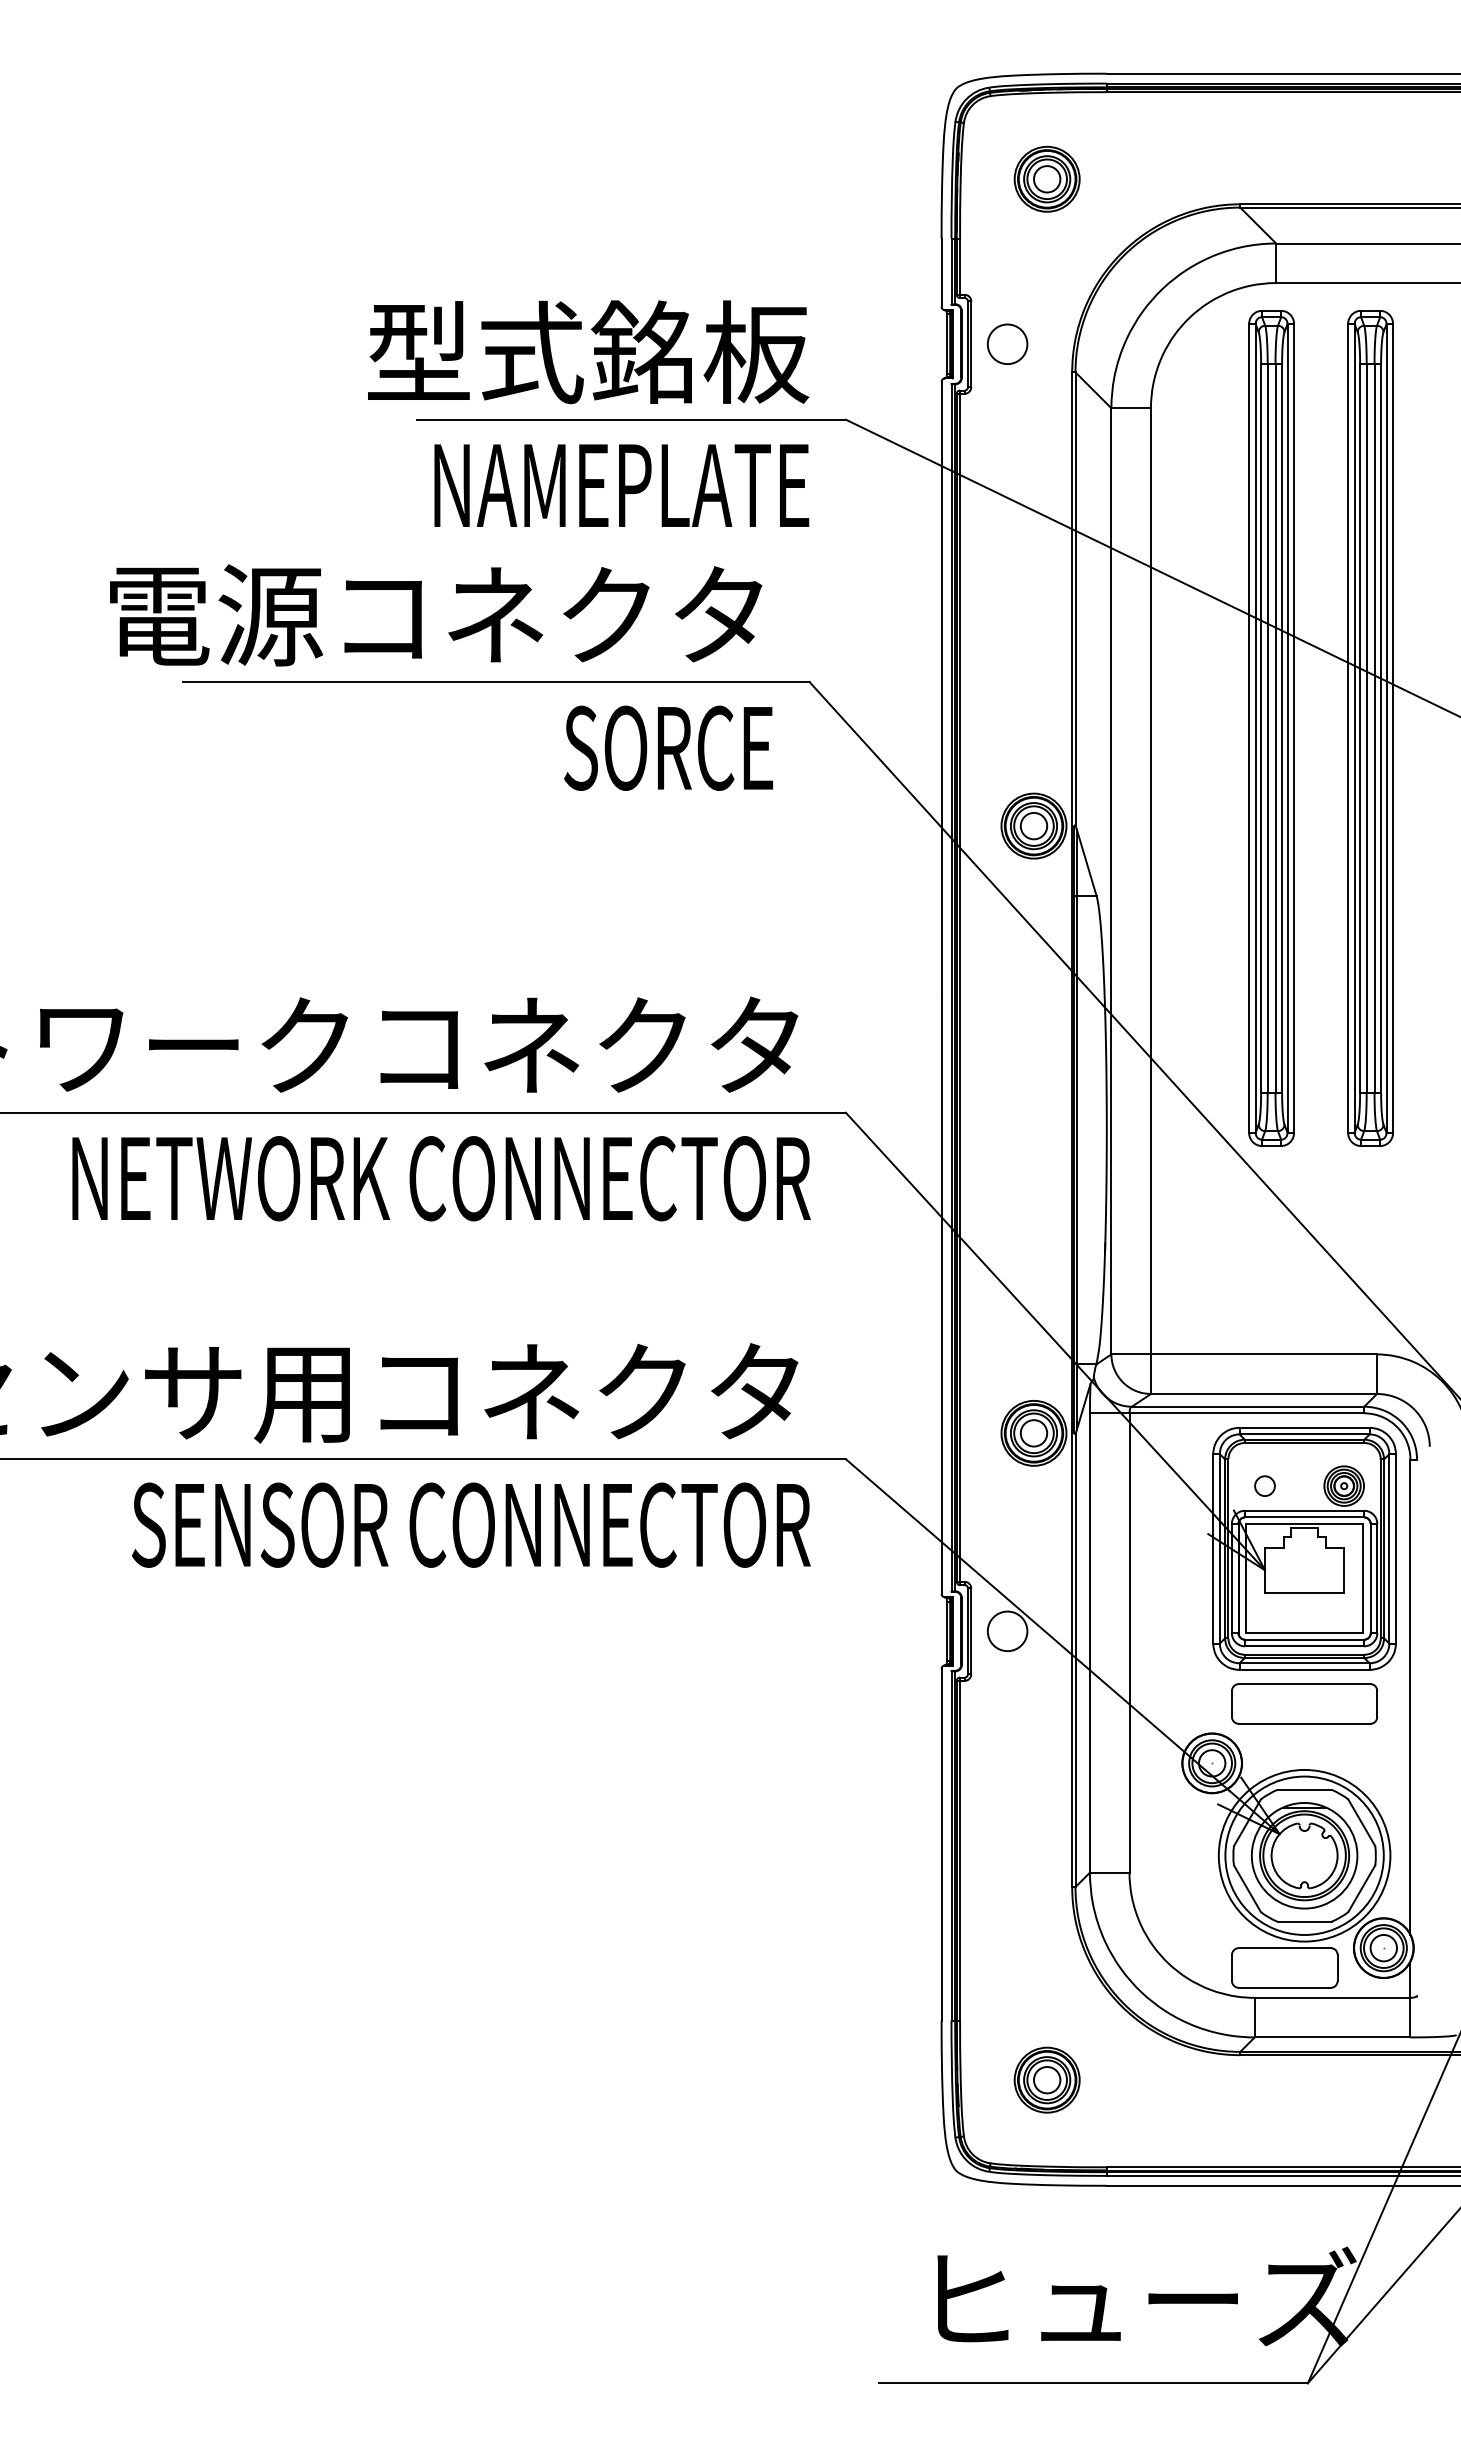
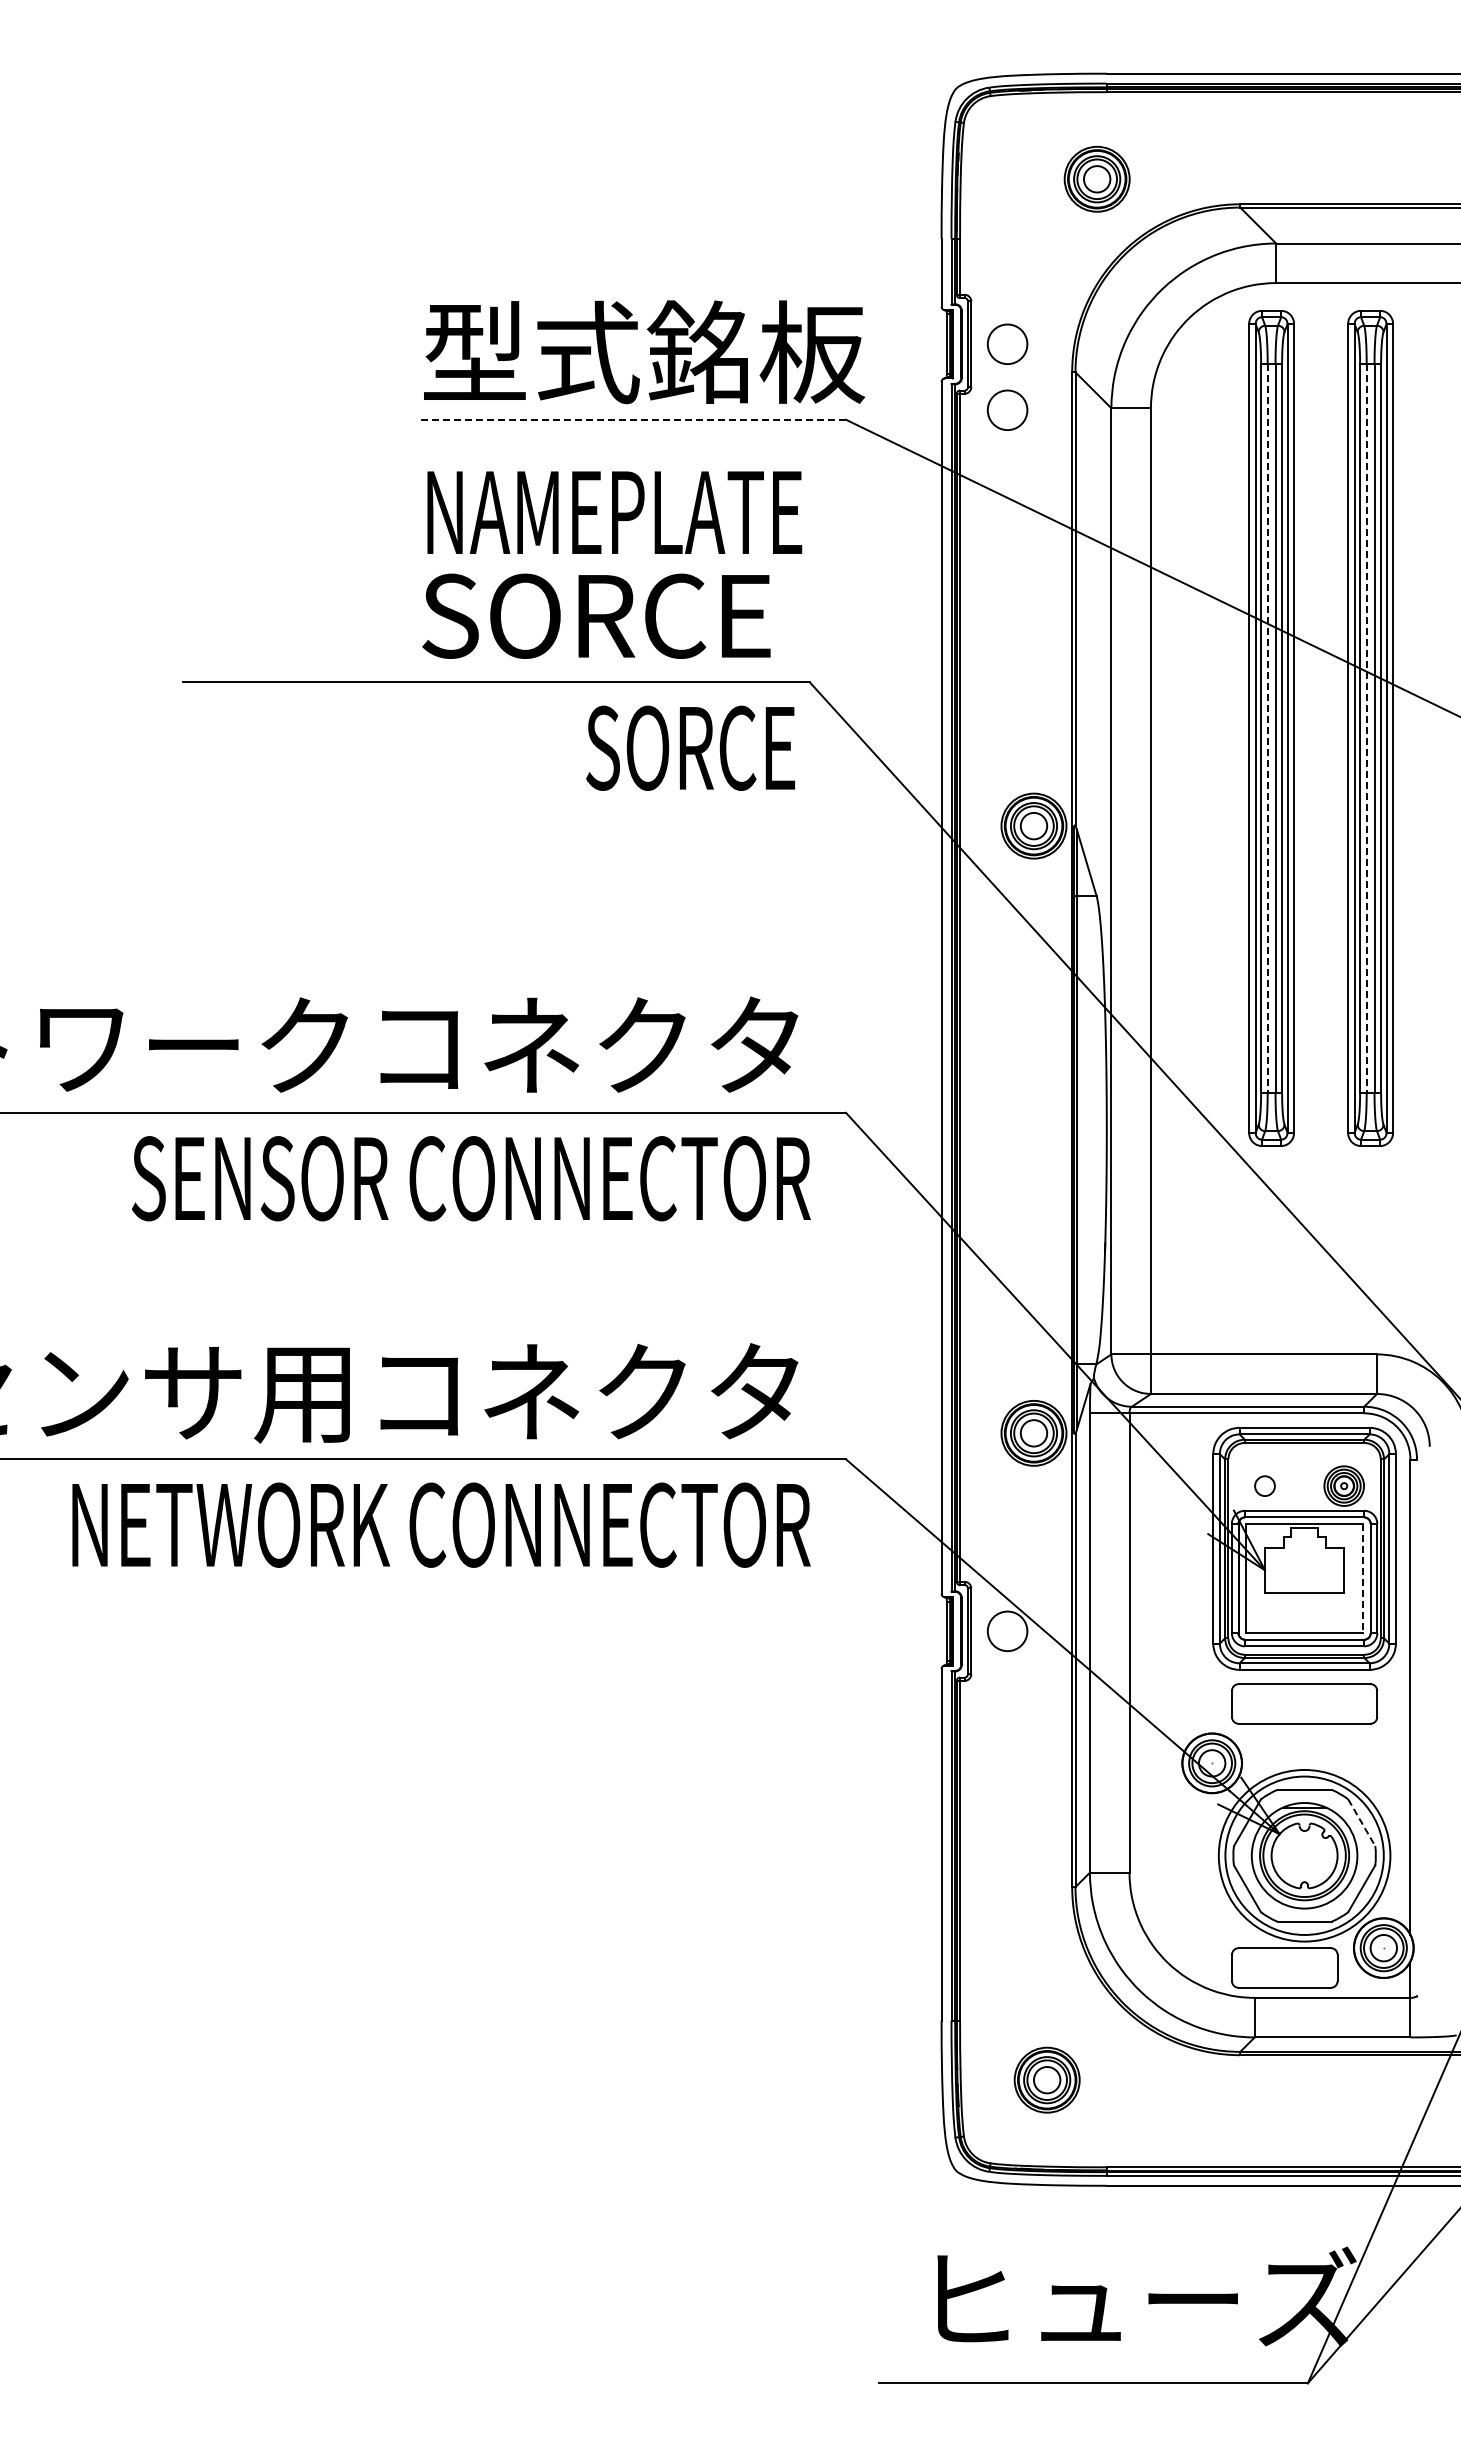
part position: (1046, 178) -> (1096, 178) (1096, 178)
text position: (588, 352) -> (644, 352) (644, 352)
circle: none -> present (1007, 409)
line: solid -> dashed (631, 419)
text position: (621, 485) -> (614, 512) (614, 512)
text: 電源コネクタ -> SORCE (440, 615)
line: solid -> dashed (1267, 728)
line: solid -> dashed (1366, 728)
text position: (668, 747) -> (690, 747) (690, 747)
text: NETWORK CONNECTOR -> SENSOR CONNECTOR (231, 1178)
text: SENSOR CONNECTOR -> NETWORK CONNECTOR (231, 1524)
line: solid -> dashed (1363, 1579)
line: solid -> dashed (1361, 1822)
